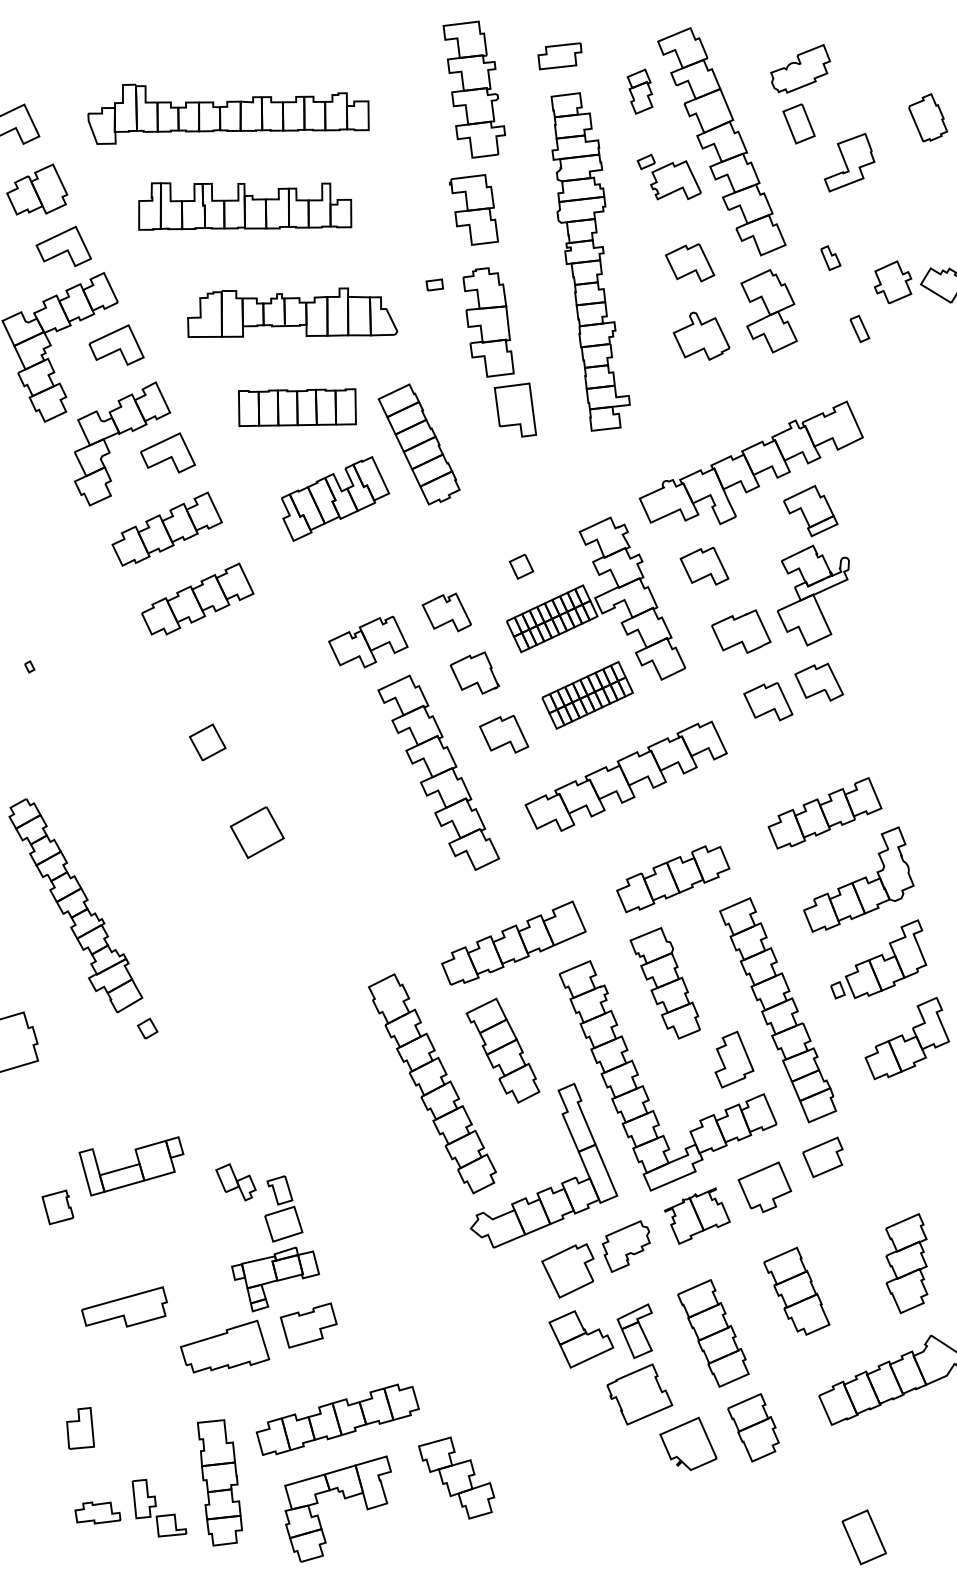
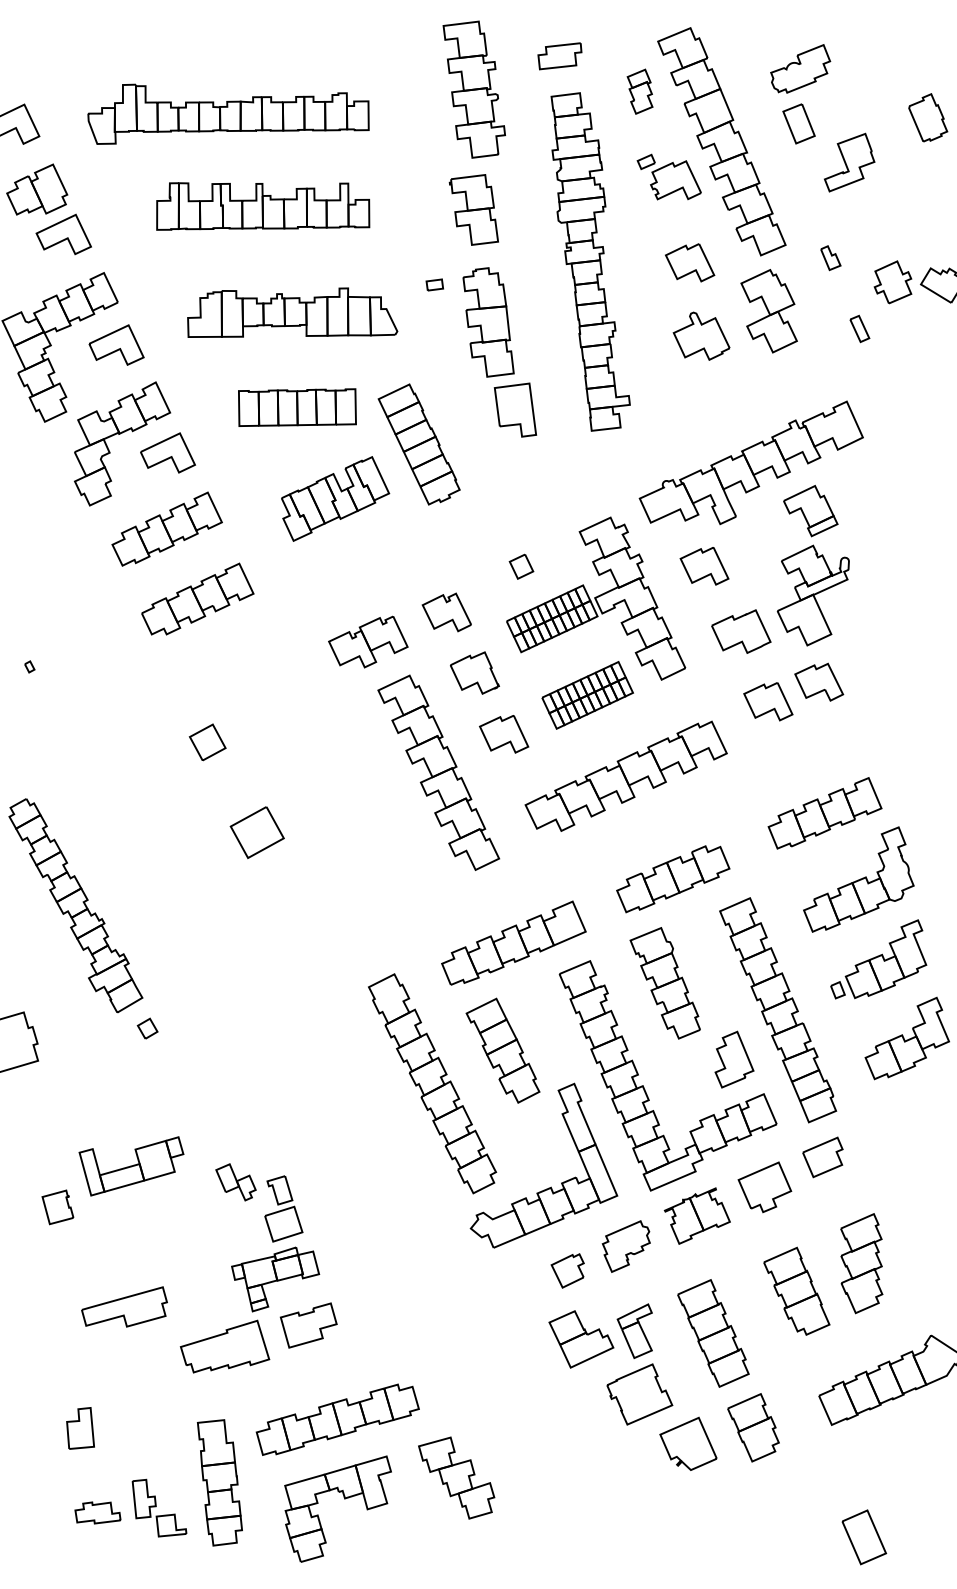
part position: (245, 206) -> (263, 206) (263, 206)
part position: (63, 246) -> (63, 234) (63, 234)
part position: (906, 1263) -> (861, 1263) (861, 1263)
part size: 54x56 px -> 35x36 px (567, 1270)
